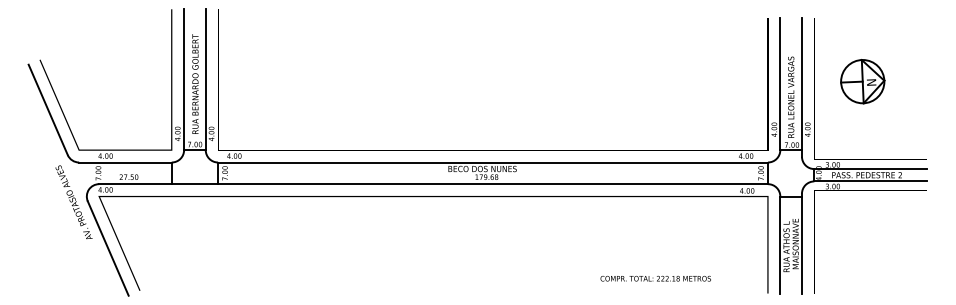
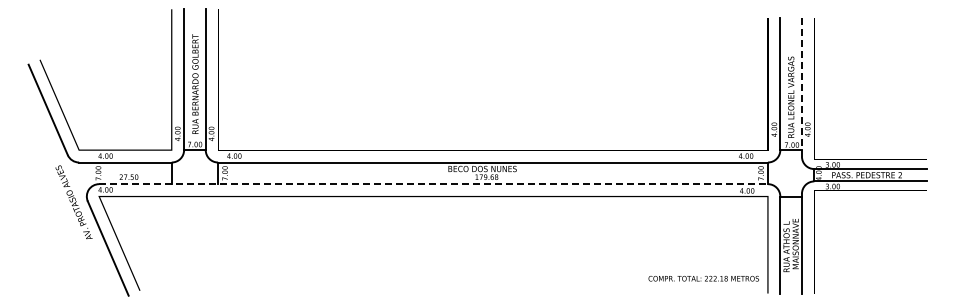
part: present -> none (862, 81)
line: solid -> dashed (801, 87)
line: solid -> dashed (434, 184)
text position: (655, 278) -> (703, 278) (703, 278)
